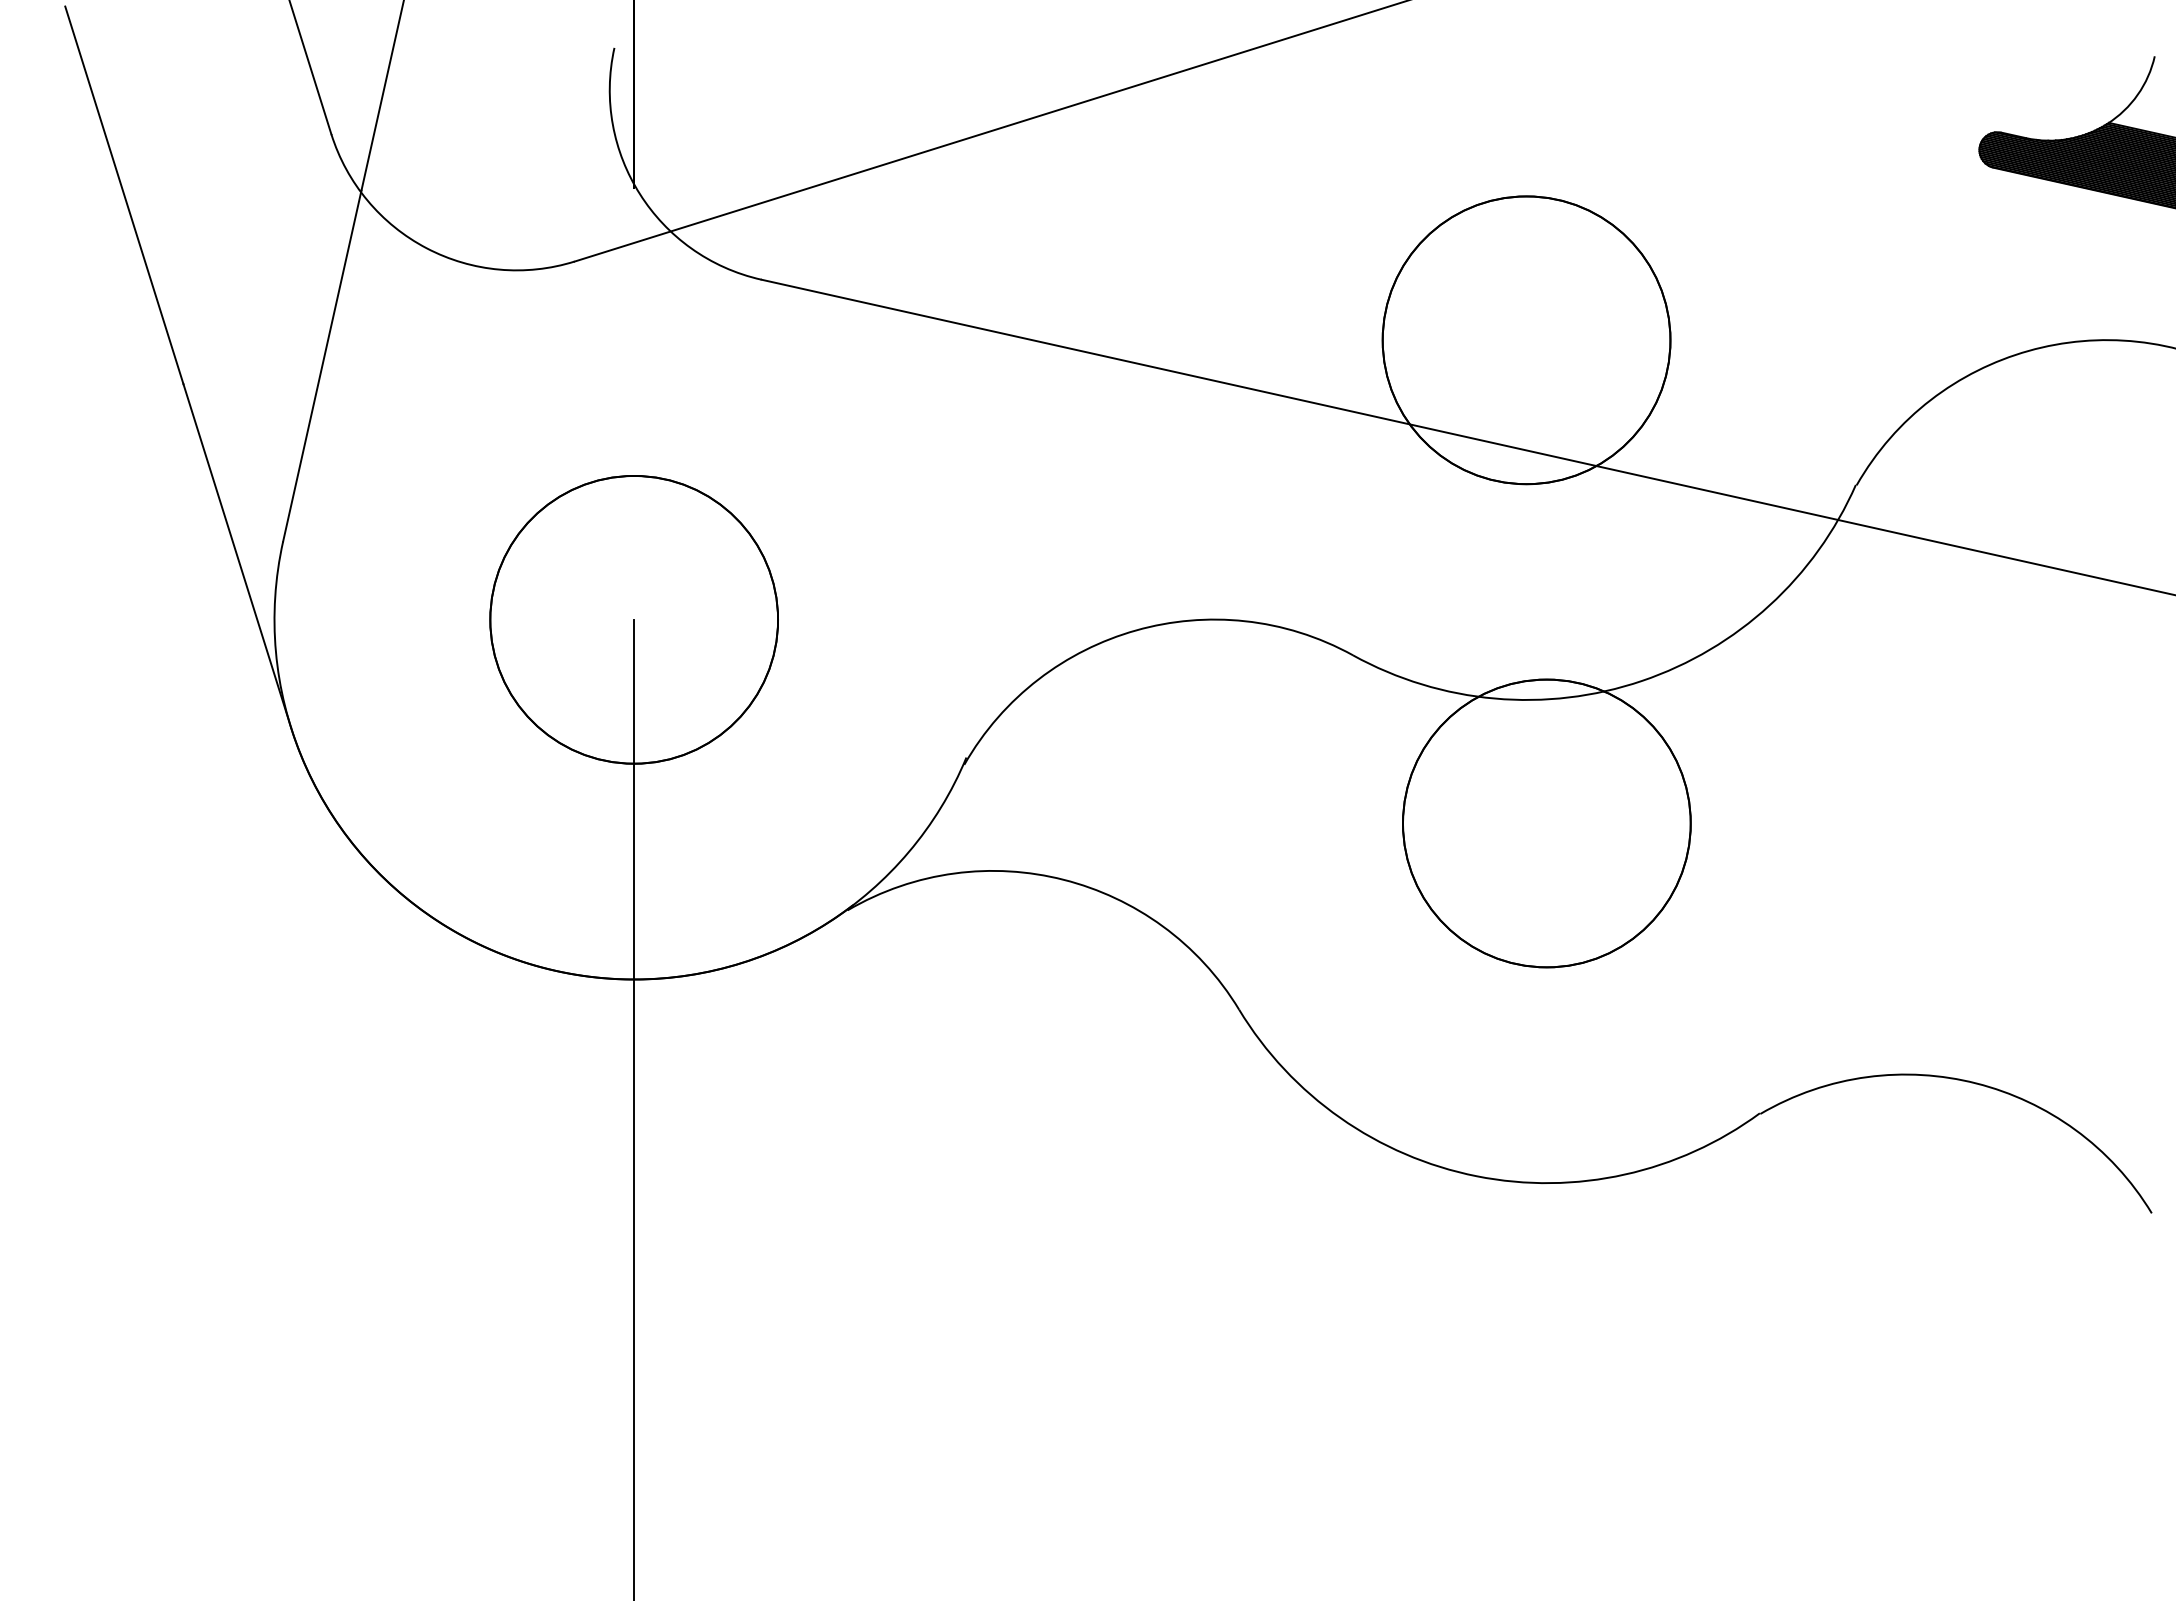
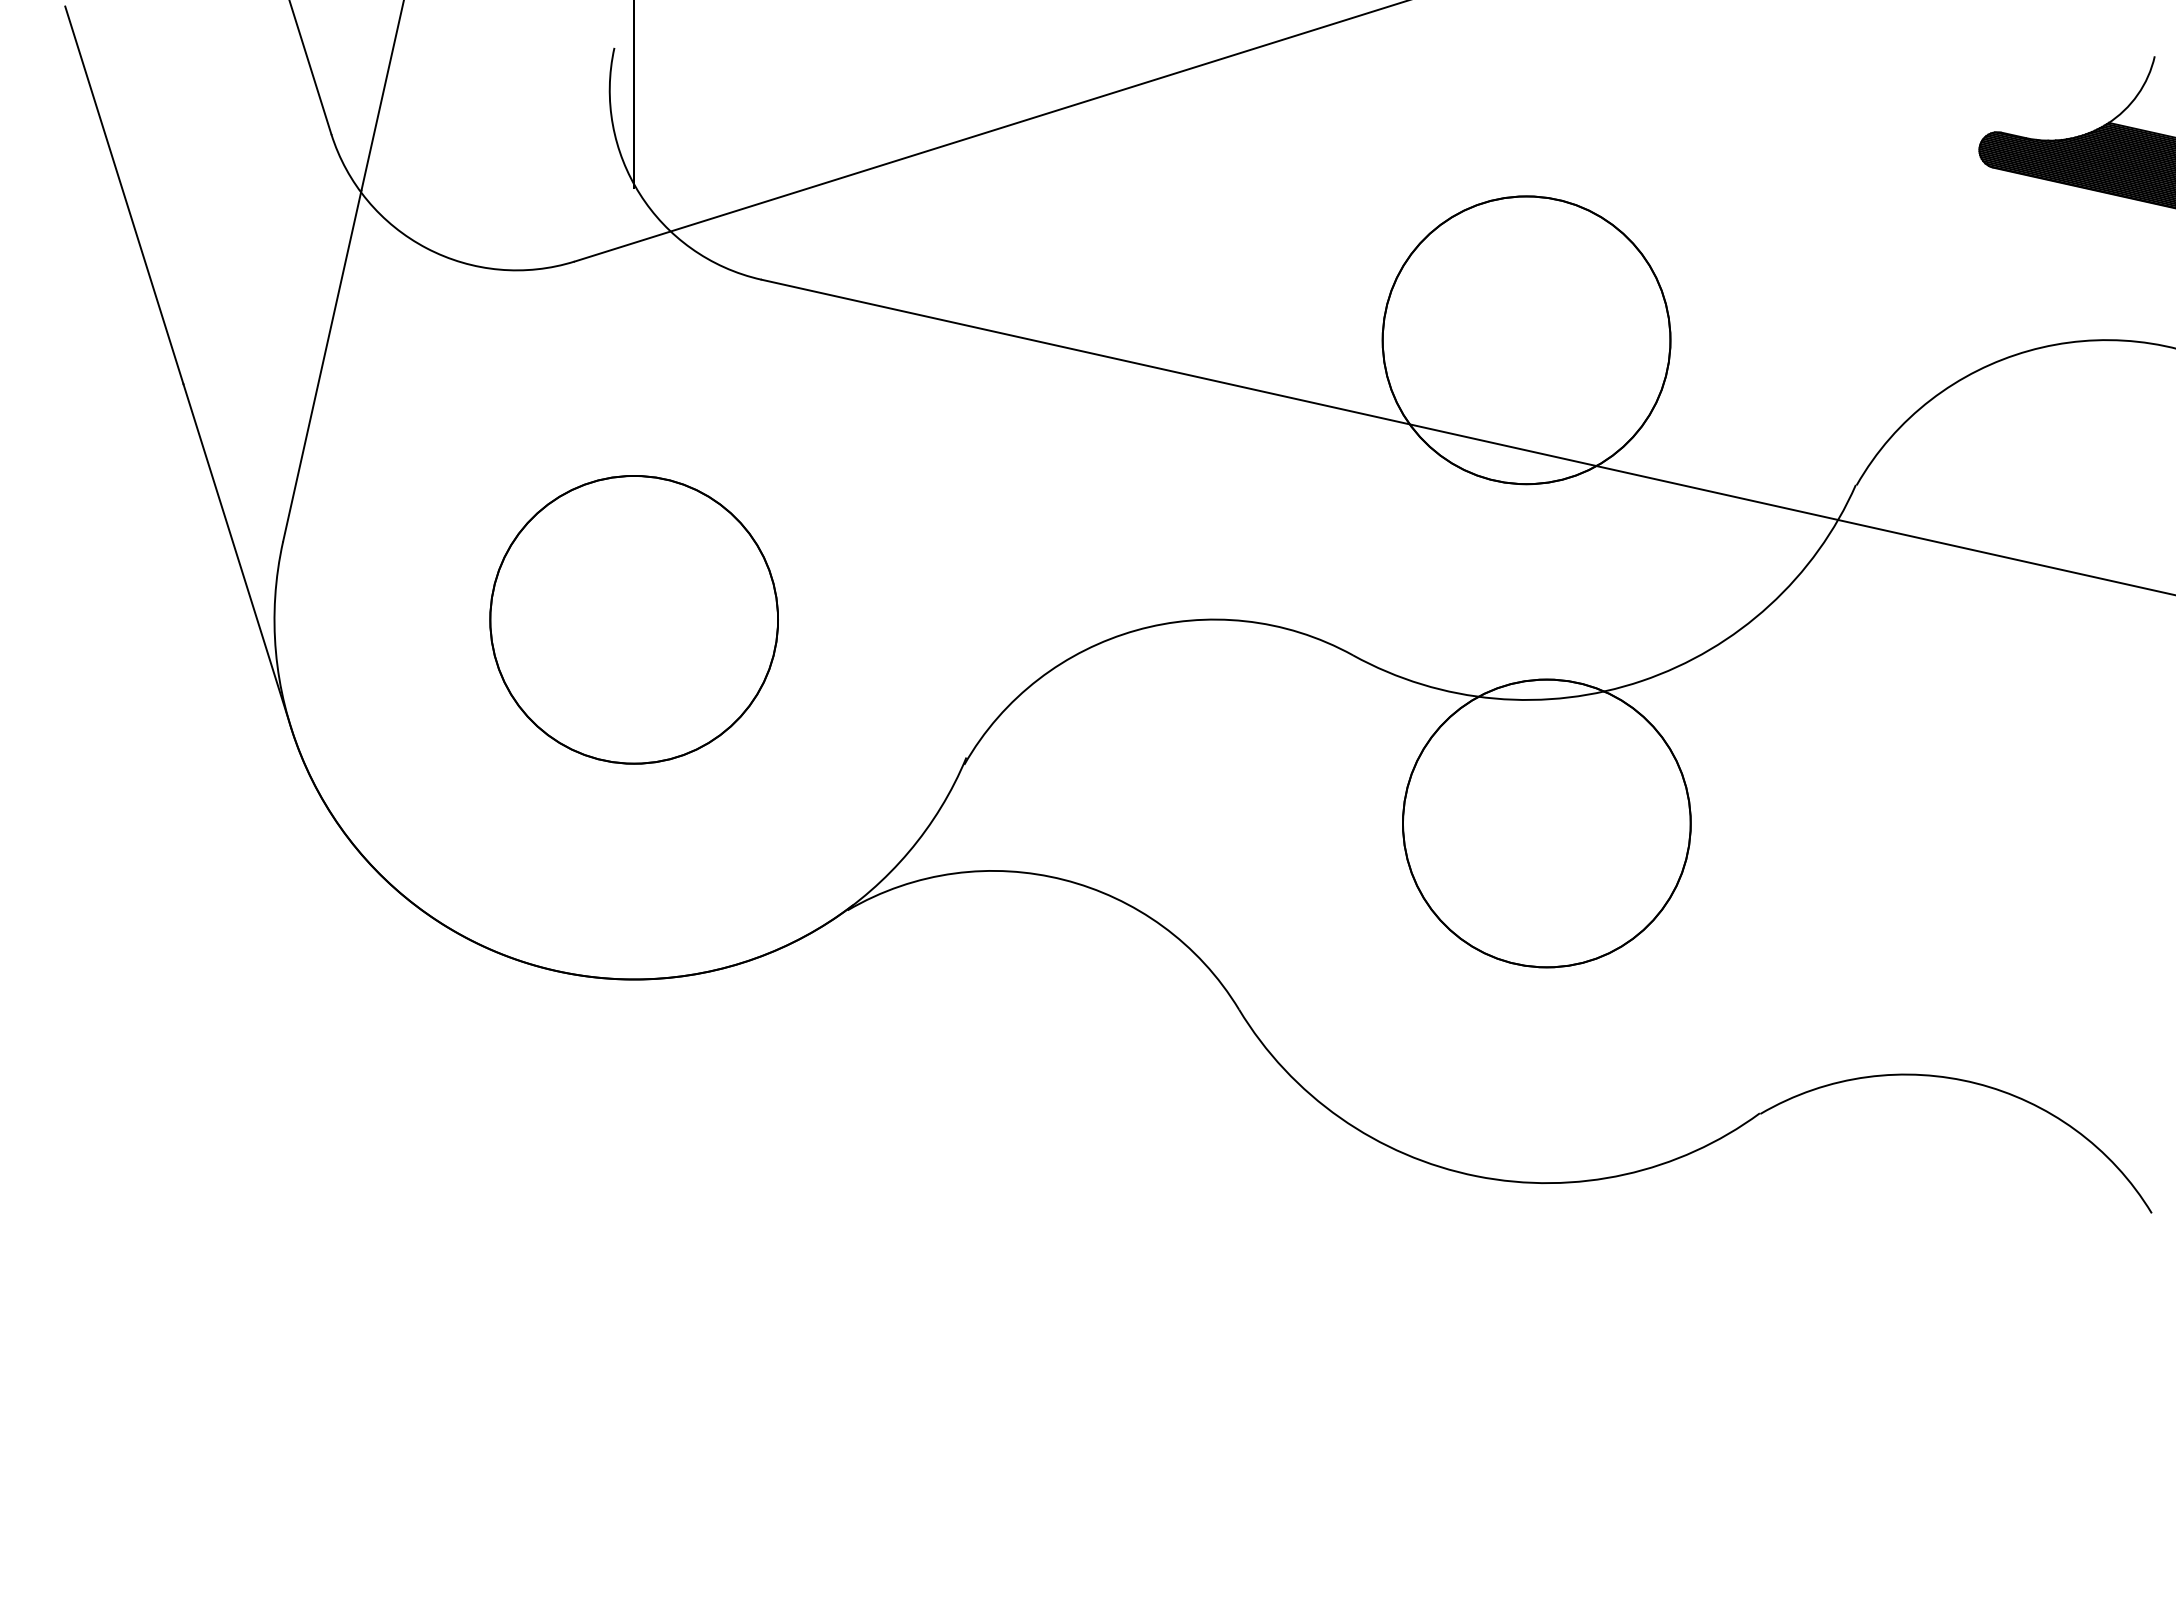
line: present -> none (634, 1108)
